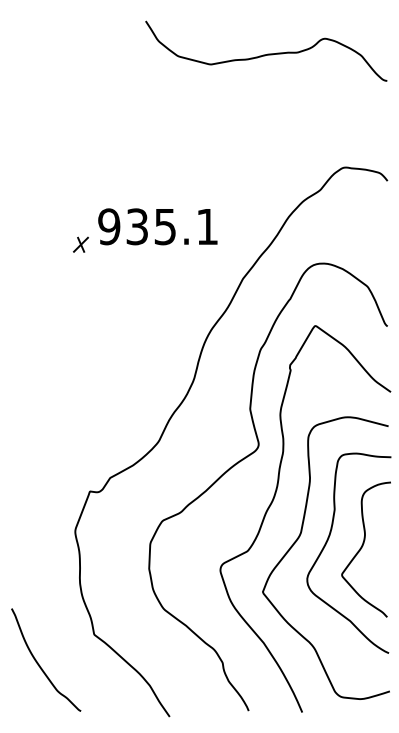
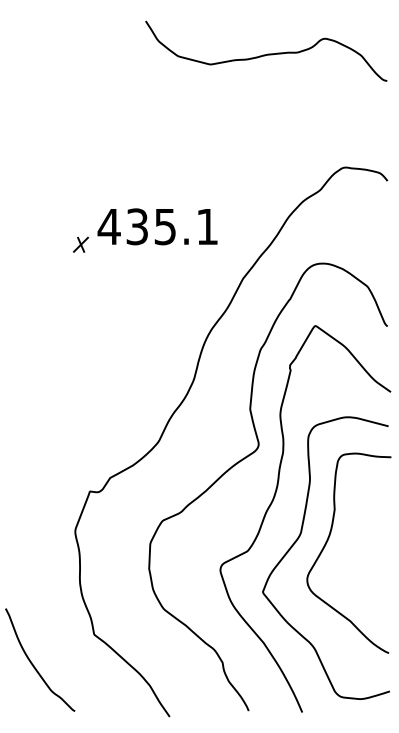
text: 935.1 -> 435.1 (108, 226)
curve: present -> none (363, 546)
curve position: (40, 665) -> (34, 665) (34, 665)
